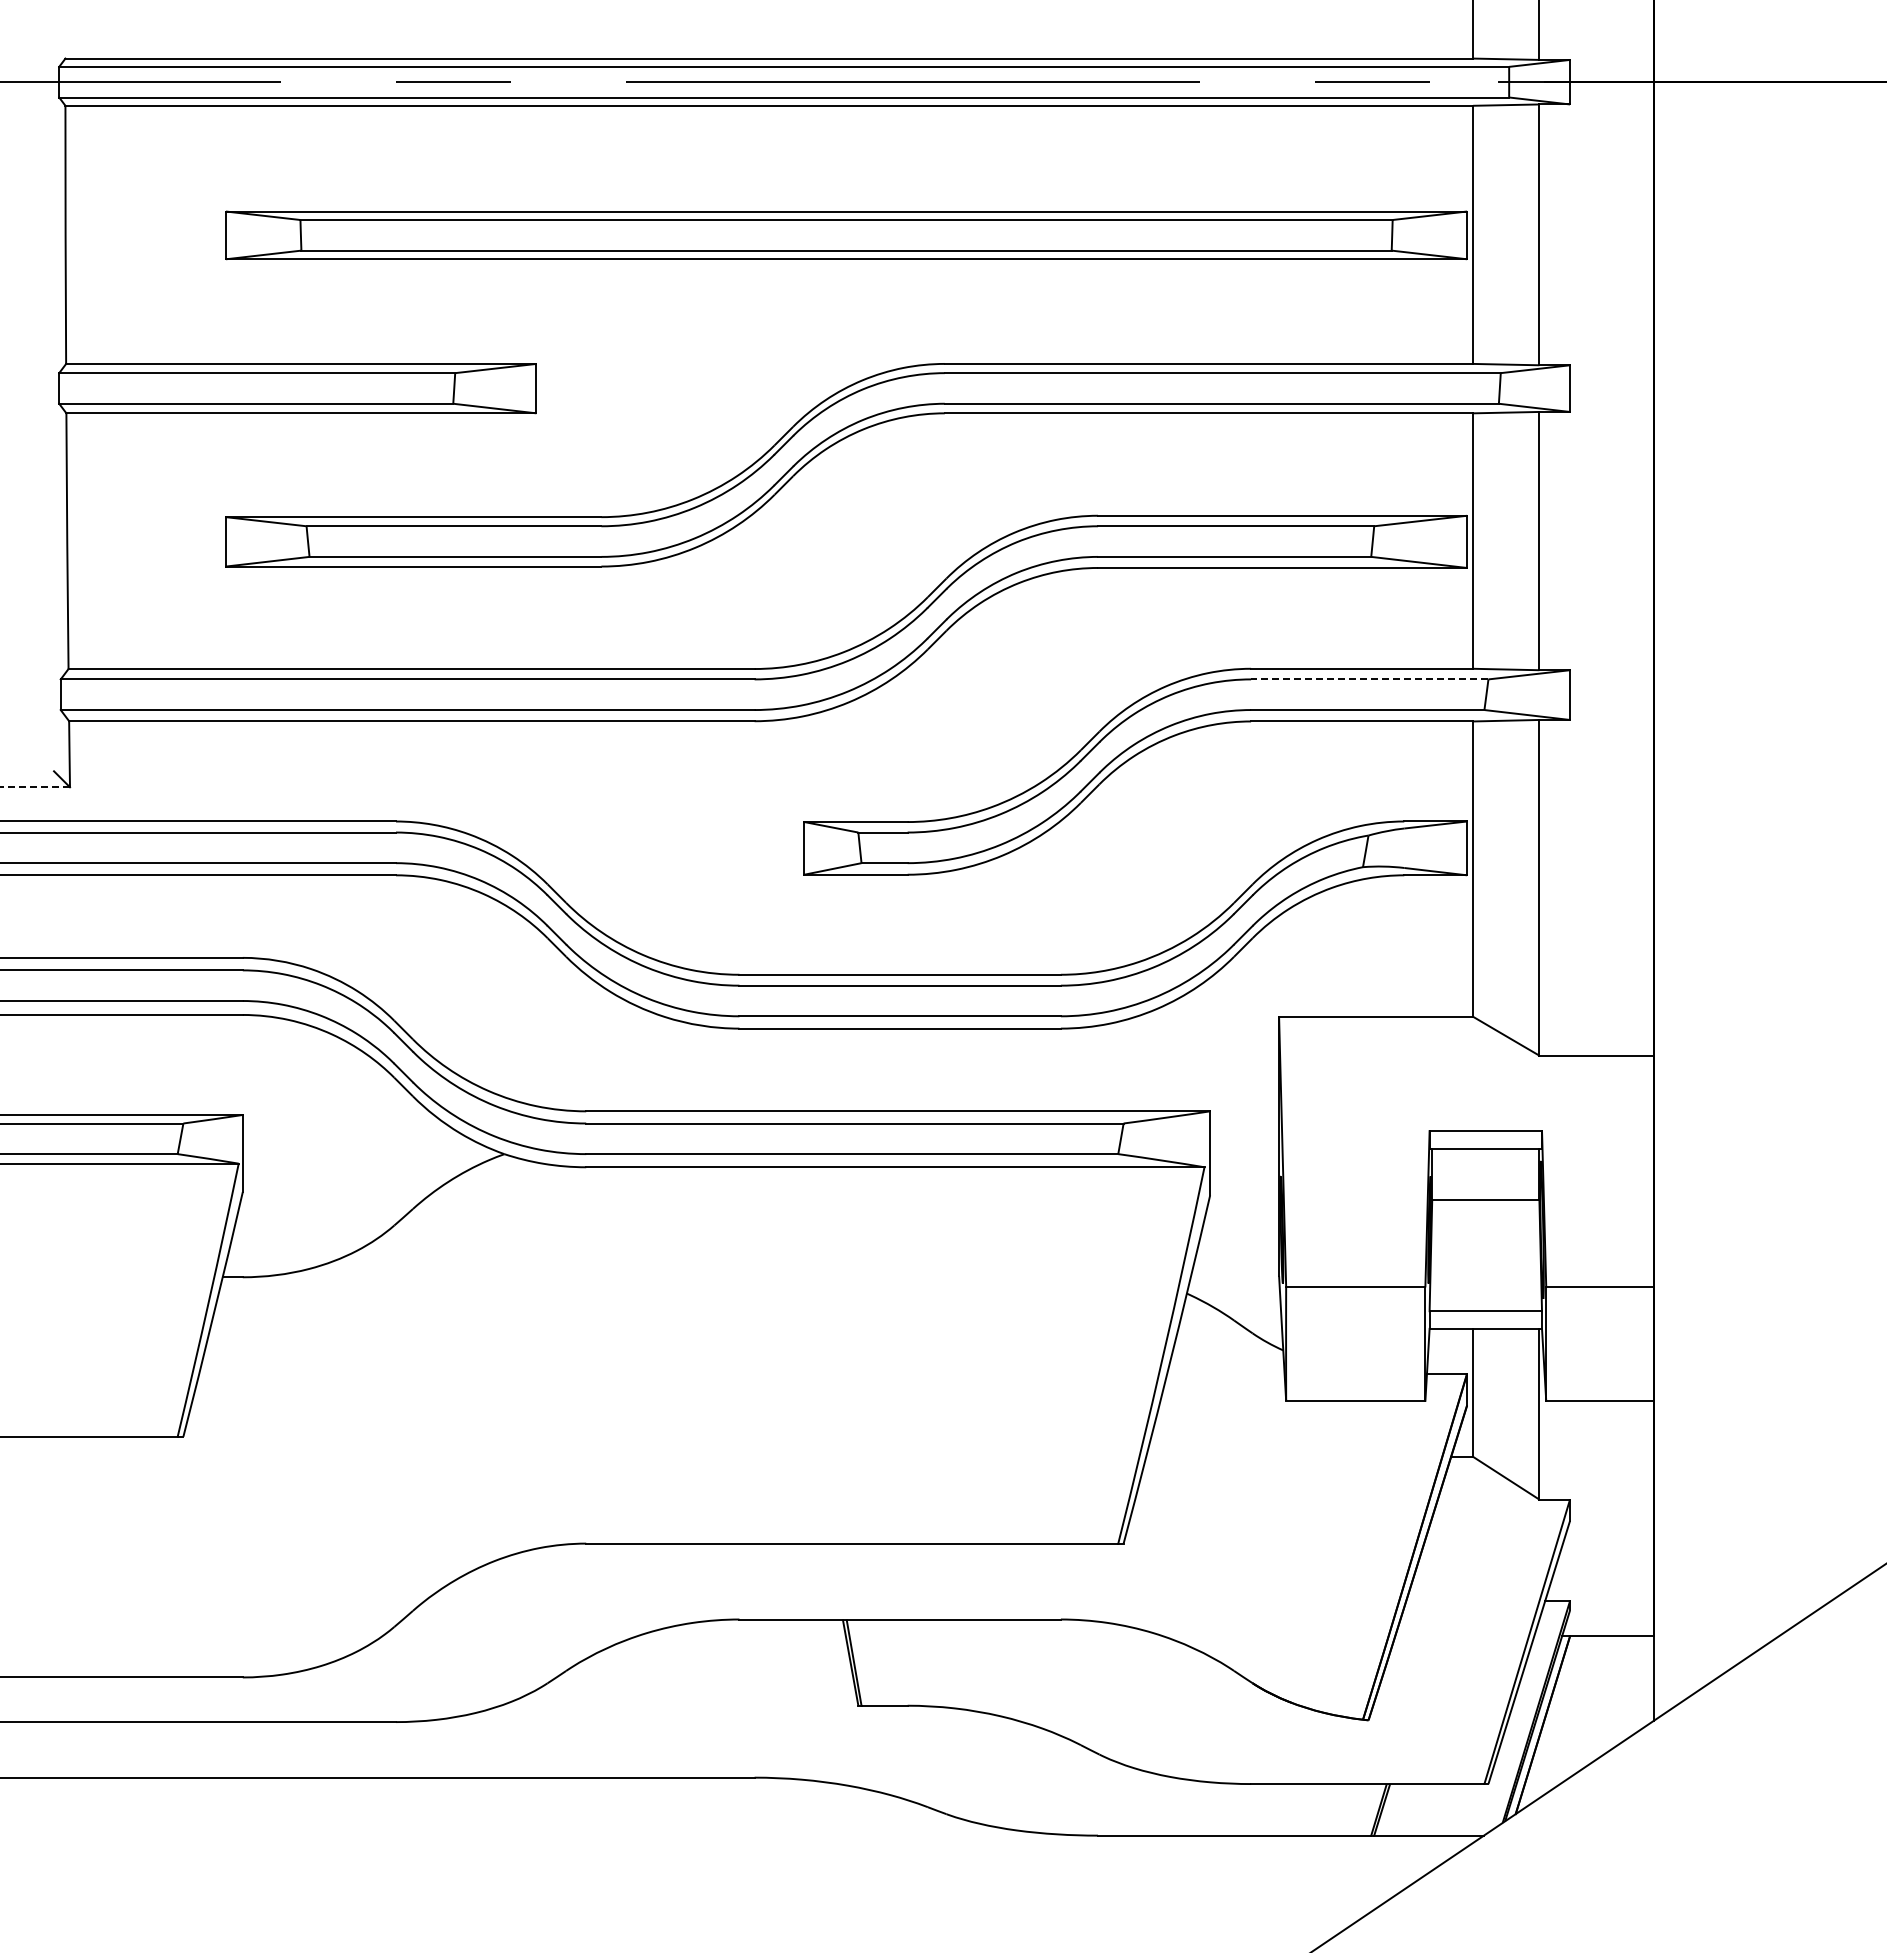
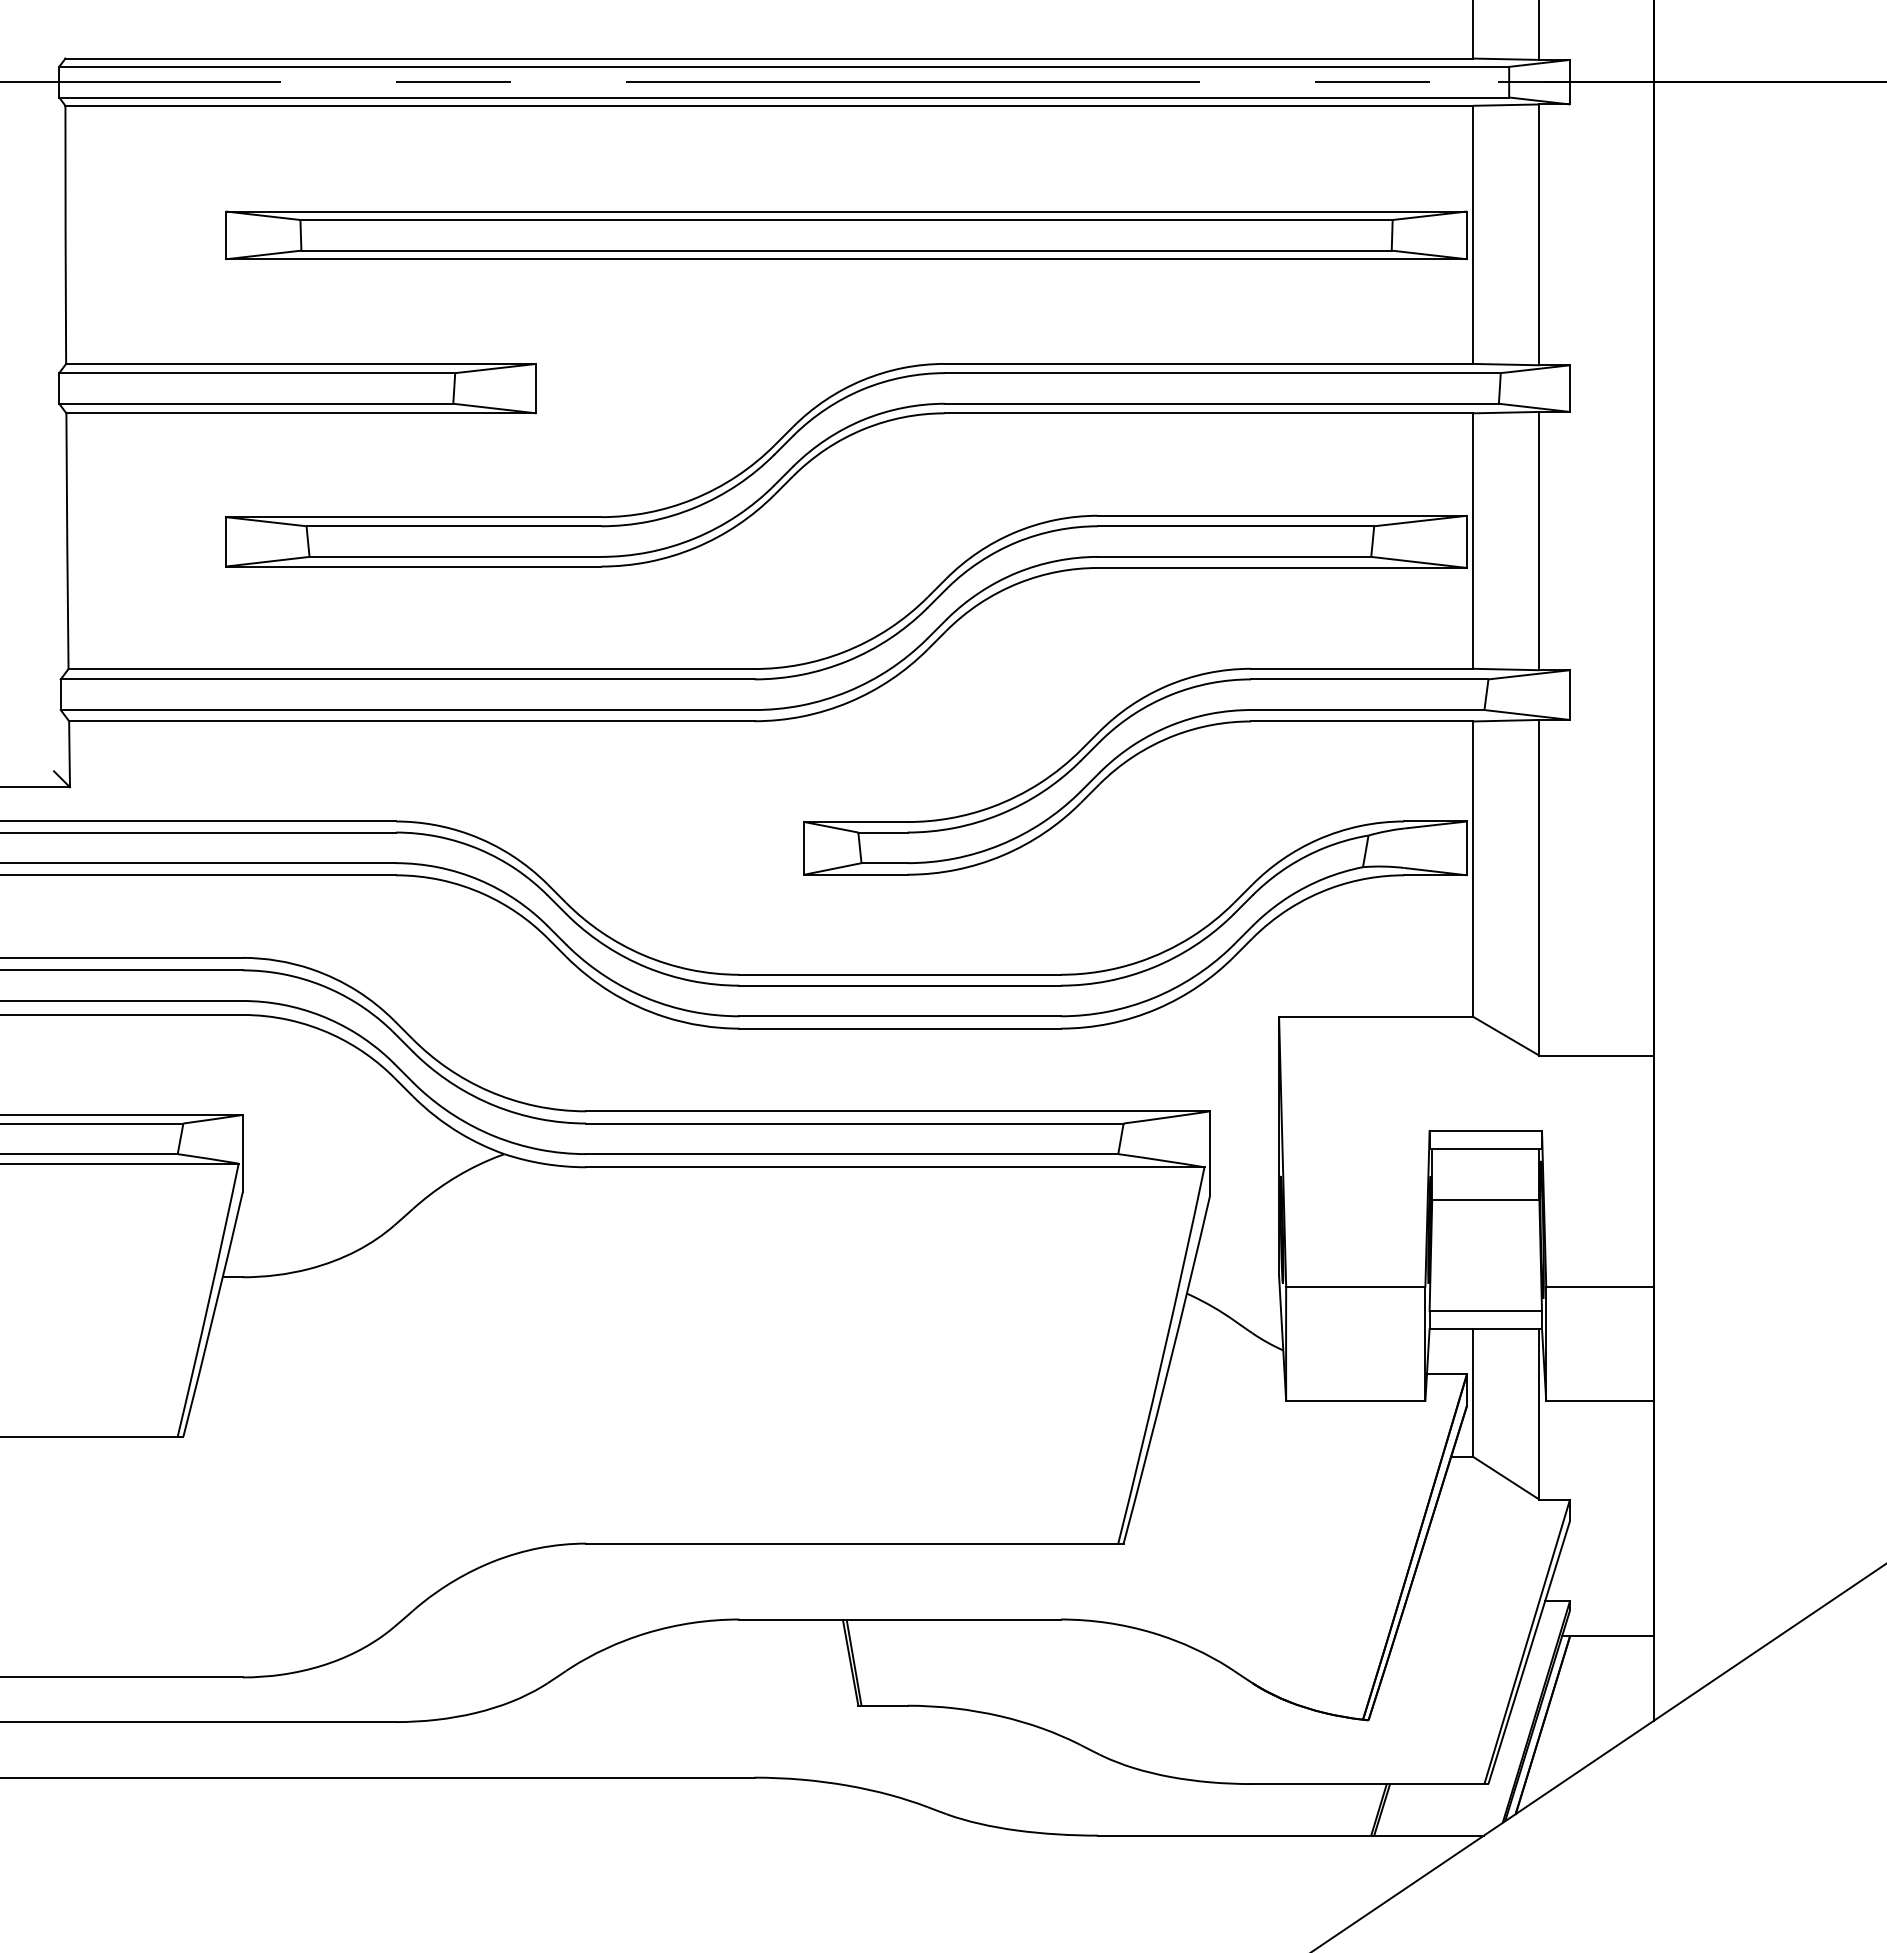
line: dashed -> solid (1369, 679)
line: dashed -> solid (35, 787)
